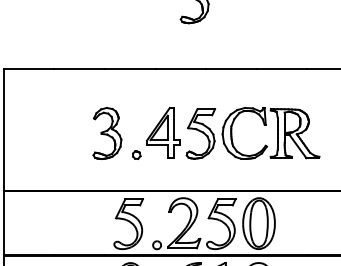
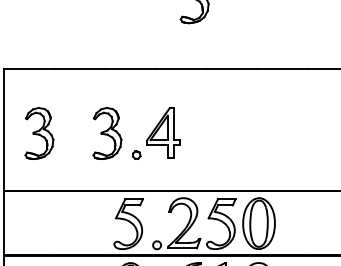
part: present -> none (263, 125)
part: none -> present (39, 133)
